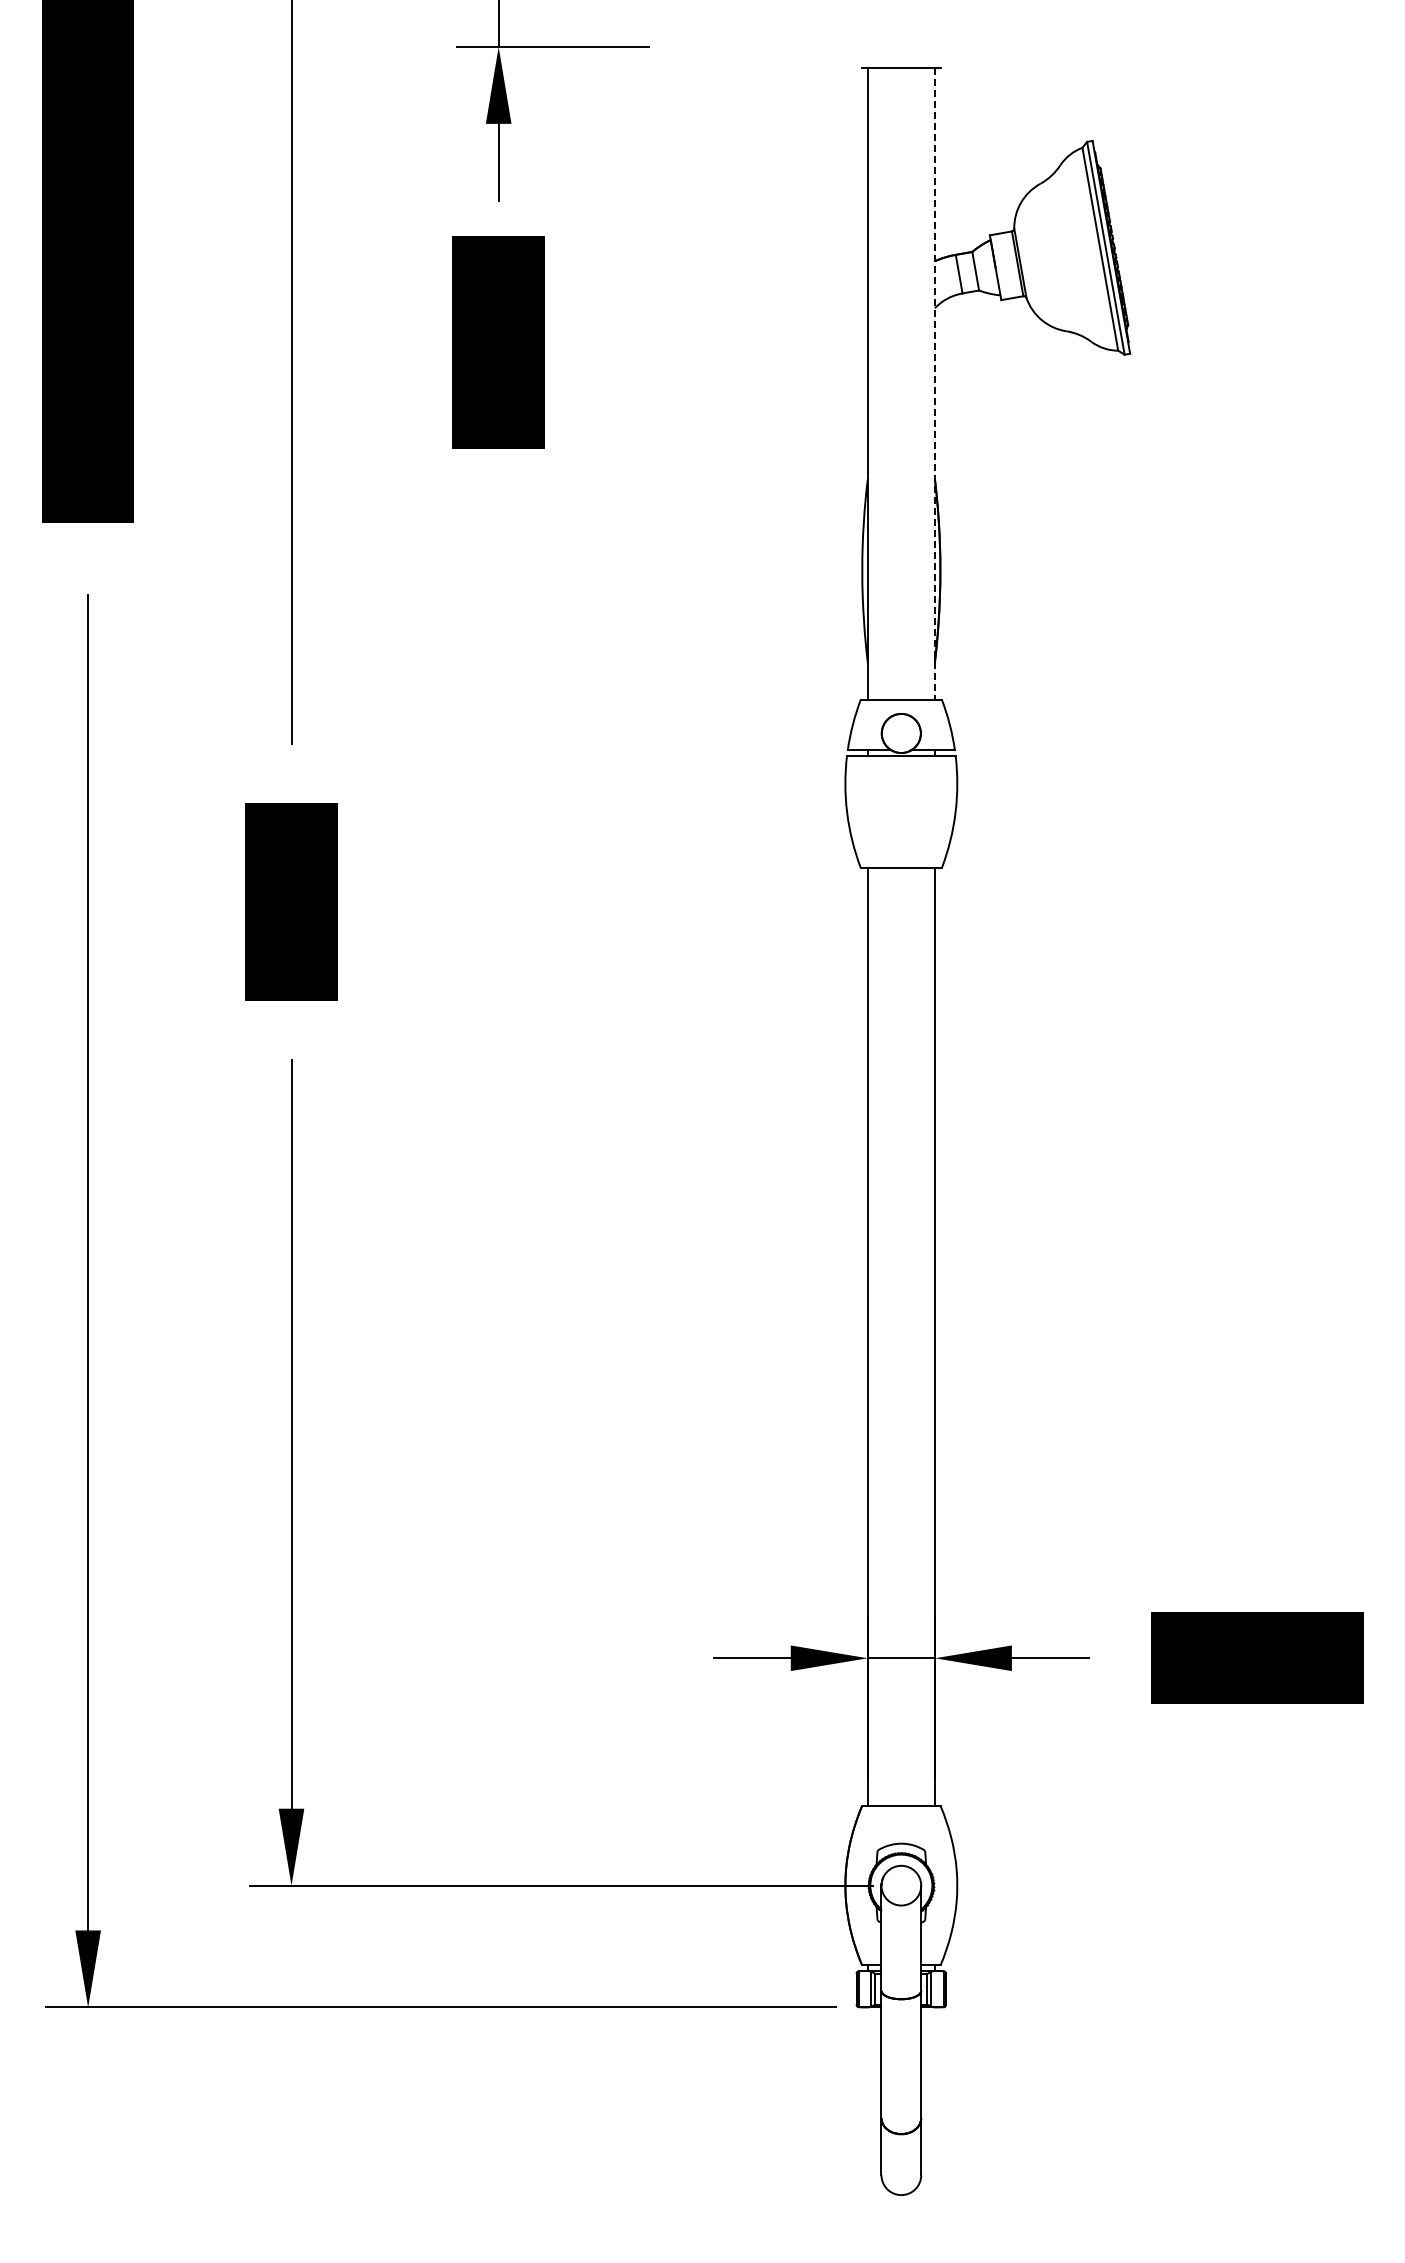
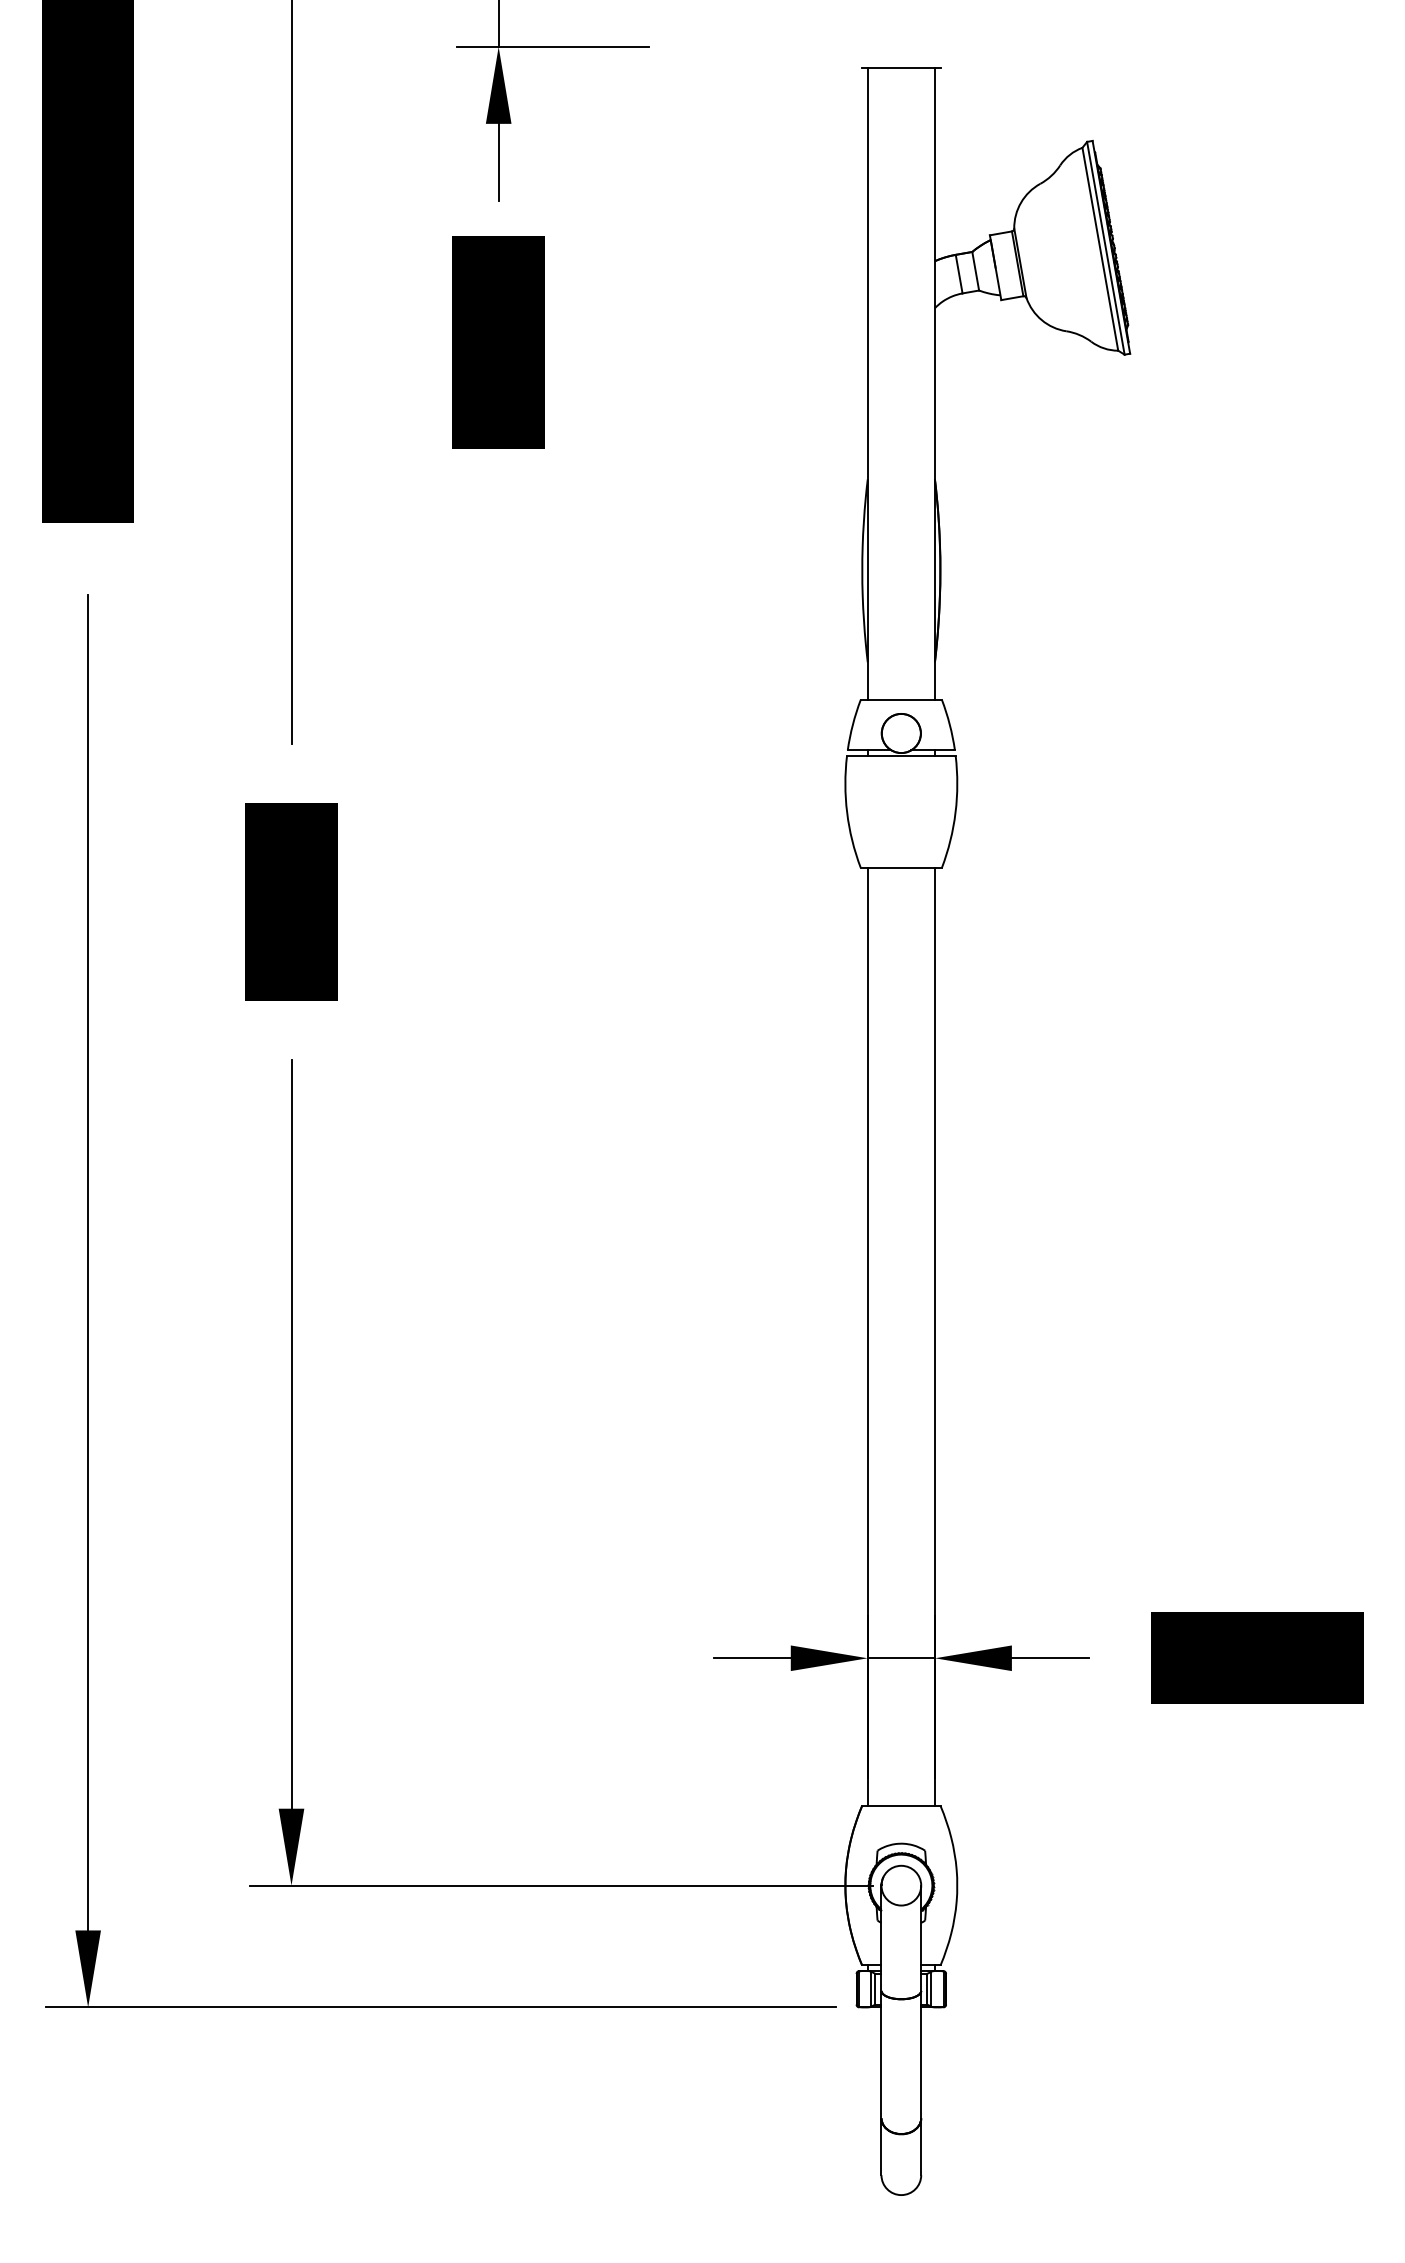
line: dashed -> solid (934, 384)
